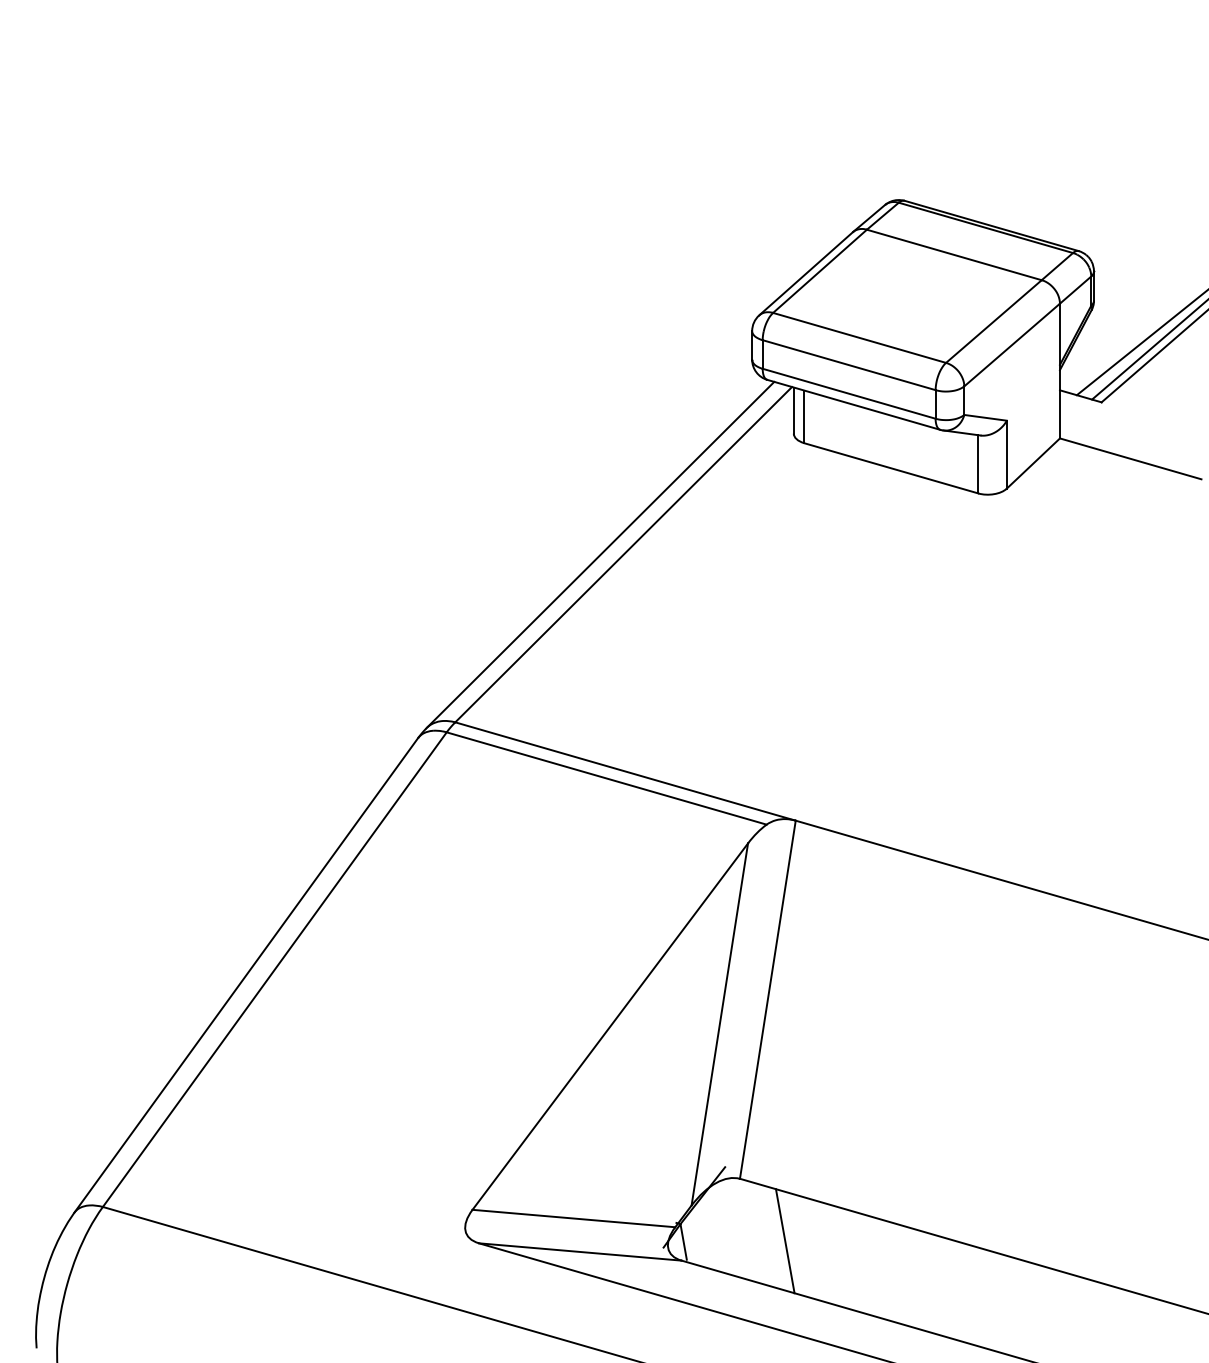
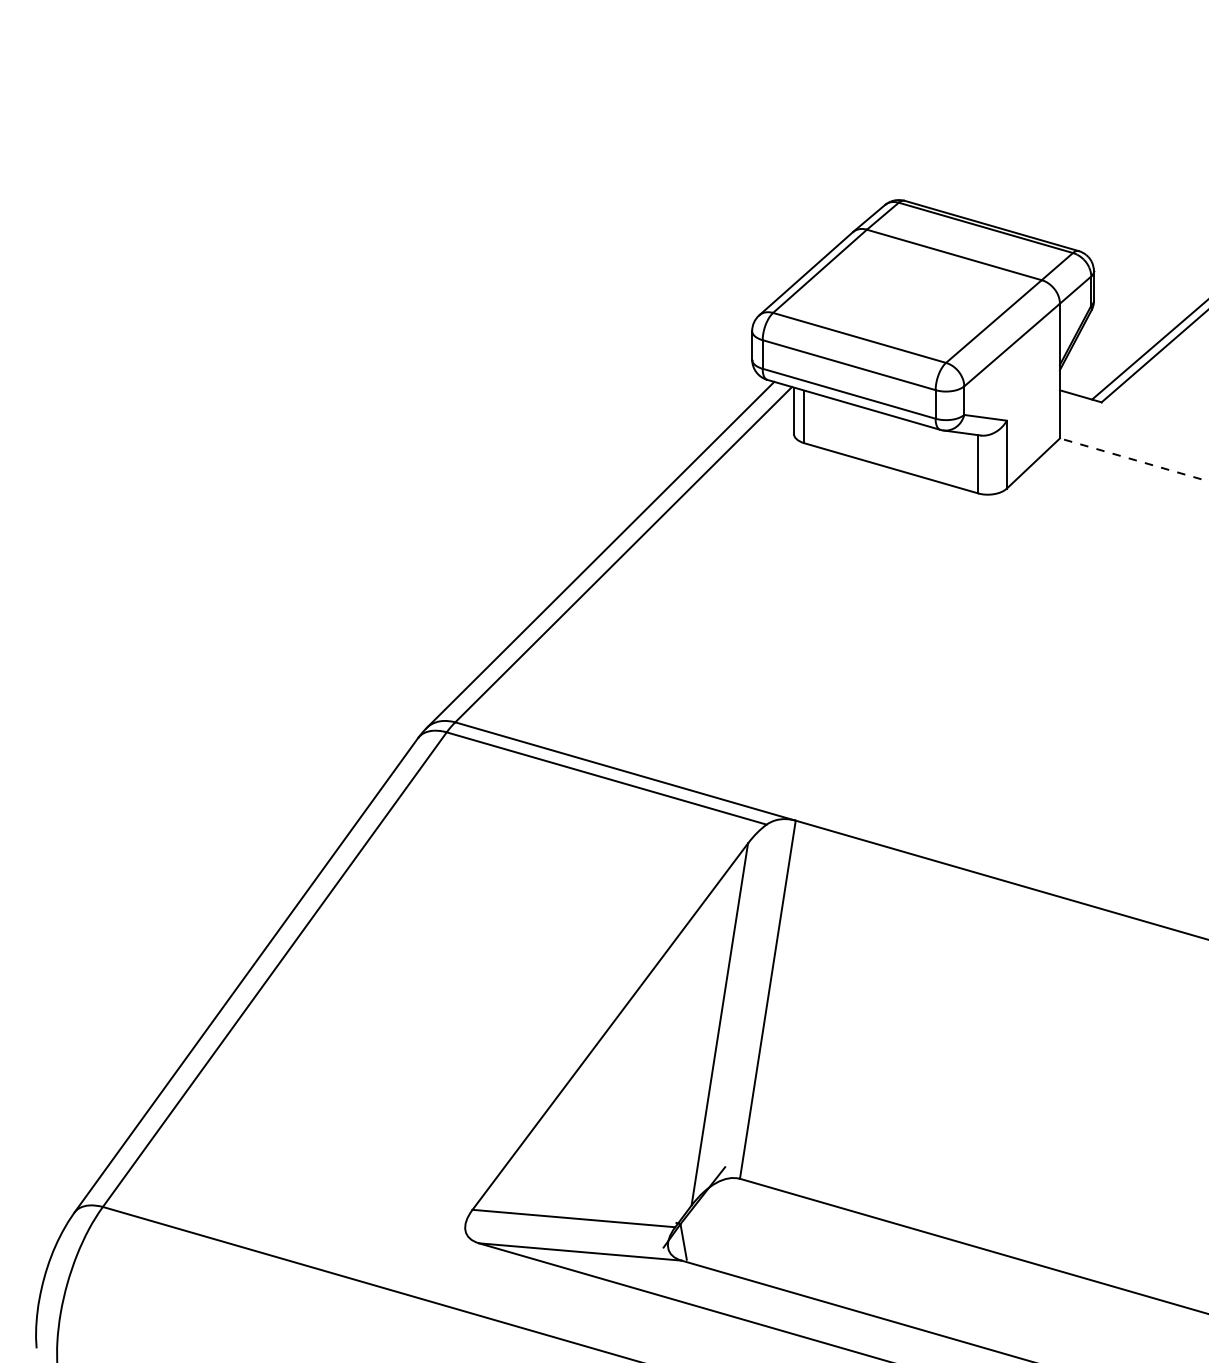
line: present -> none (1140, 343)
line: solid -> dashed (1130, 458)
line: present -> none (784, 1241)
